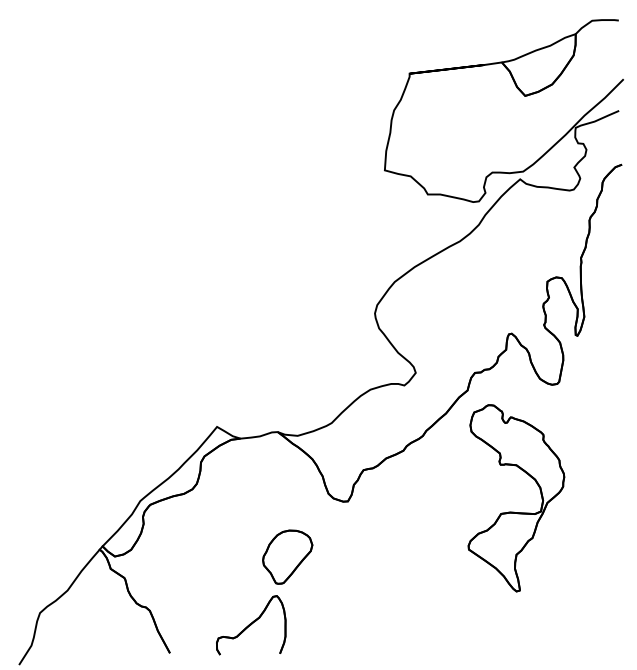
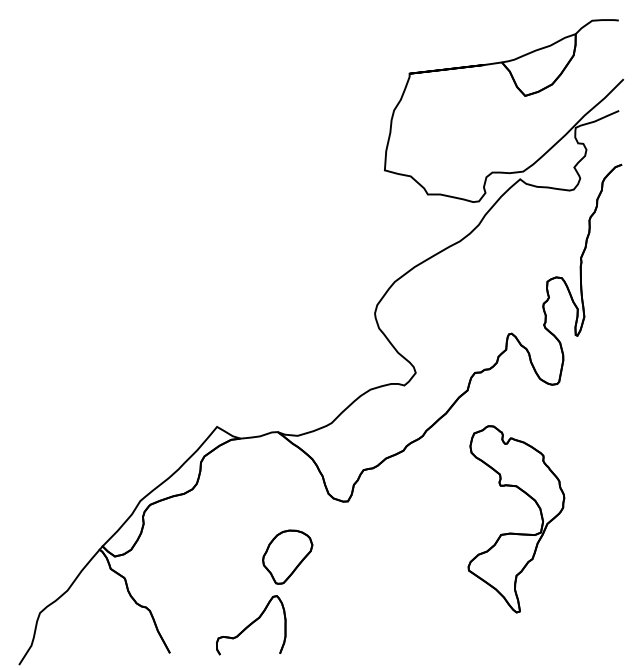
part position: (514, 511) -> (514, 532) (514, 532)
